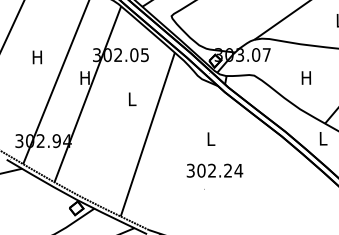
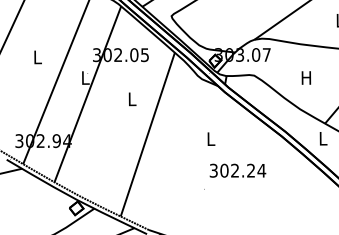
text: H -> L (37, 57)
text: H -> L (84, 77)
text position: (214, 170) -> (237, 170) (237, 170)
